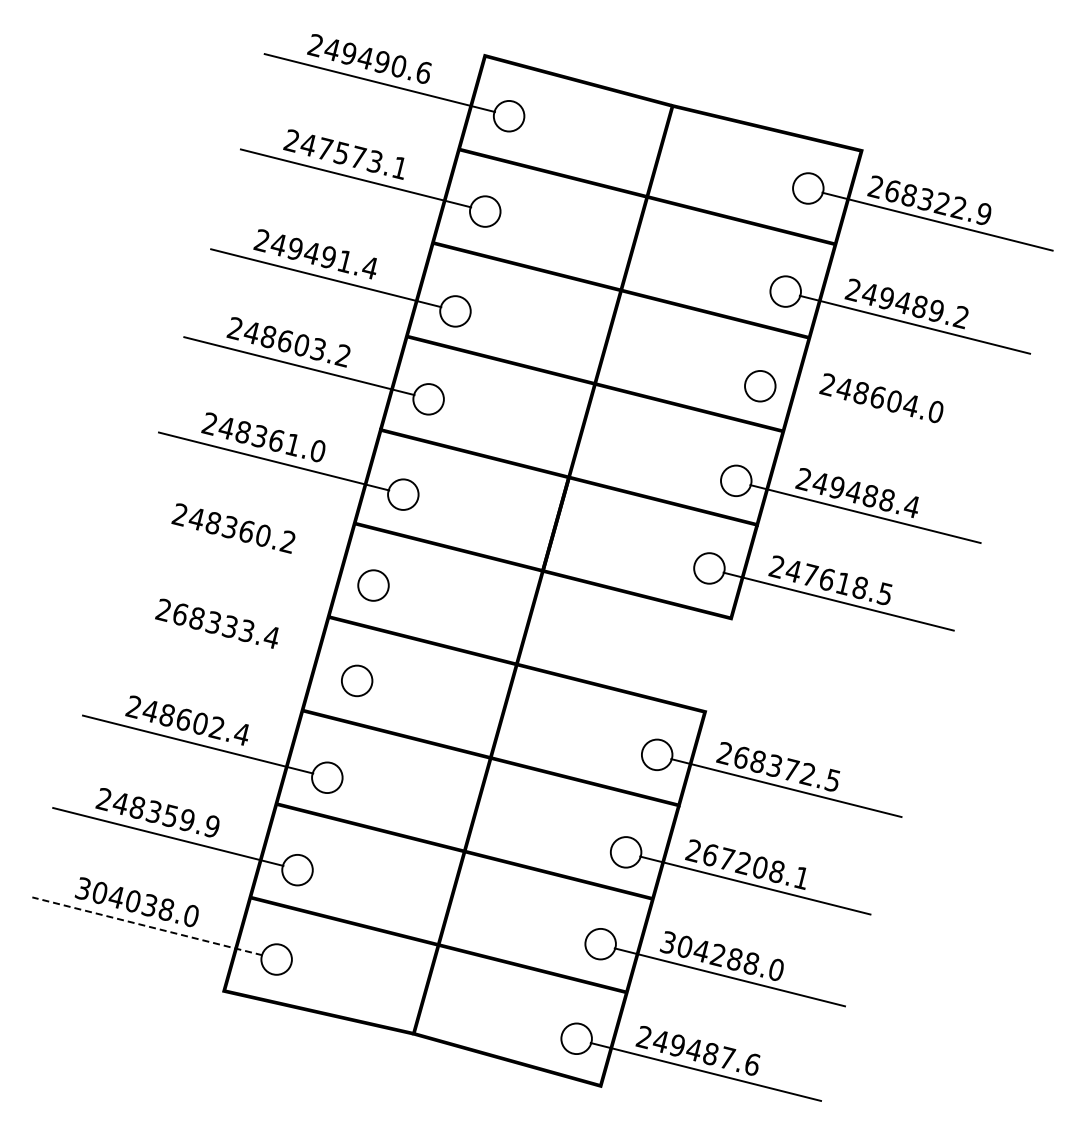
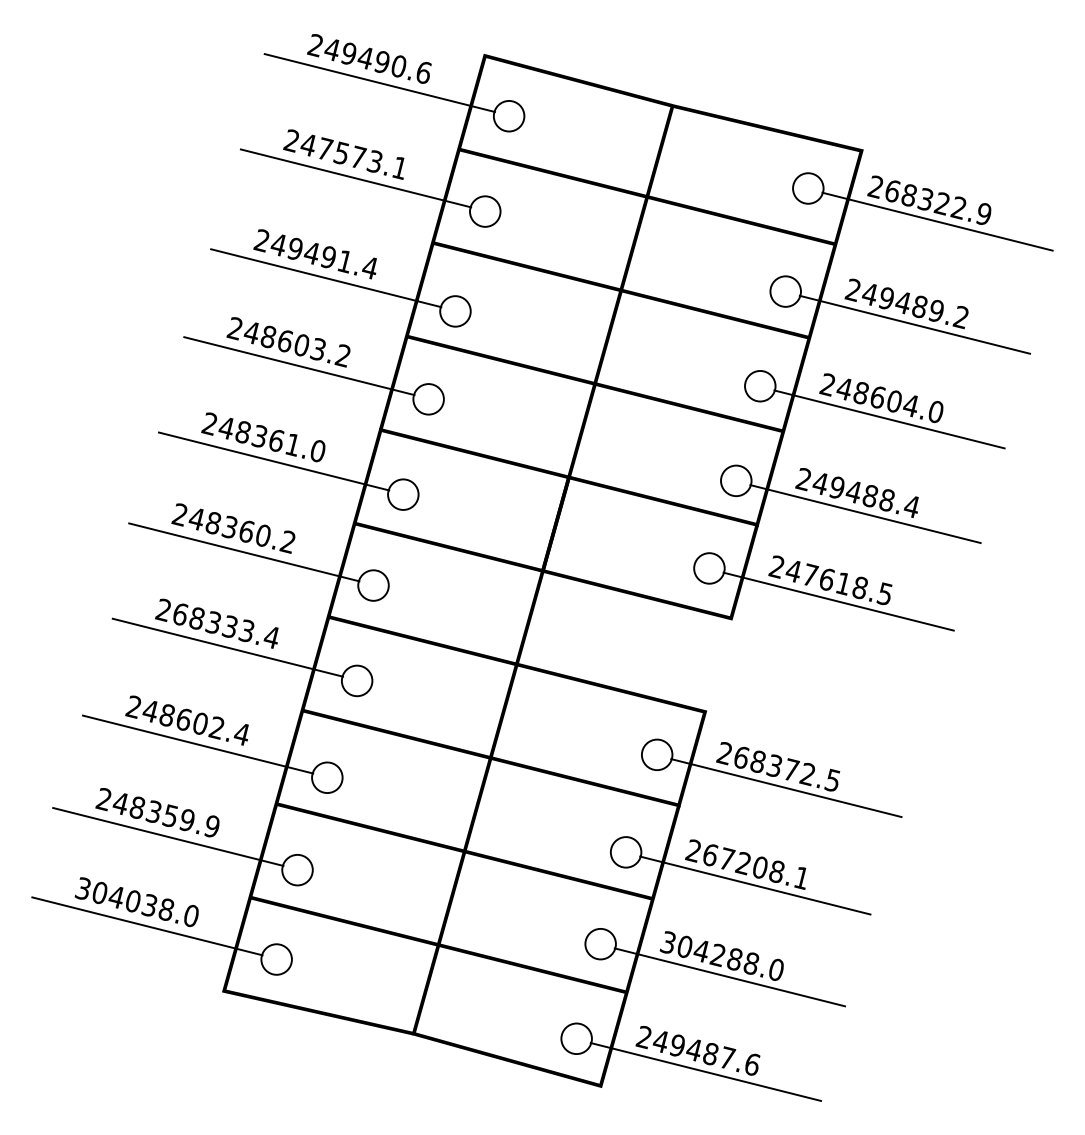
line: none -> present (889, 419)
line: none -> present (244, 552)
line: none -> present (227, 647)
line: dashed -> solid (147, 926)
